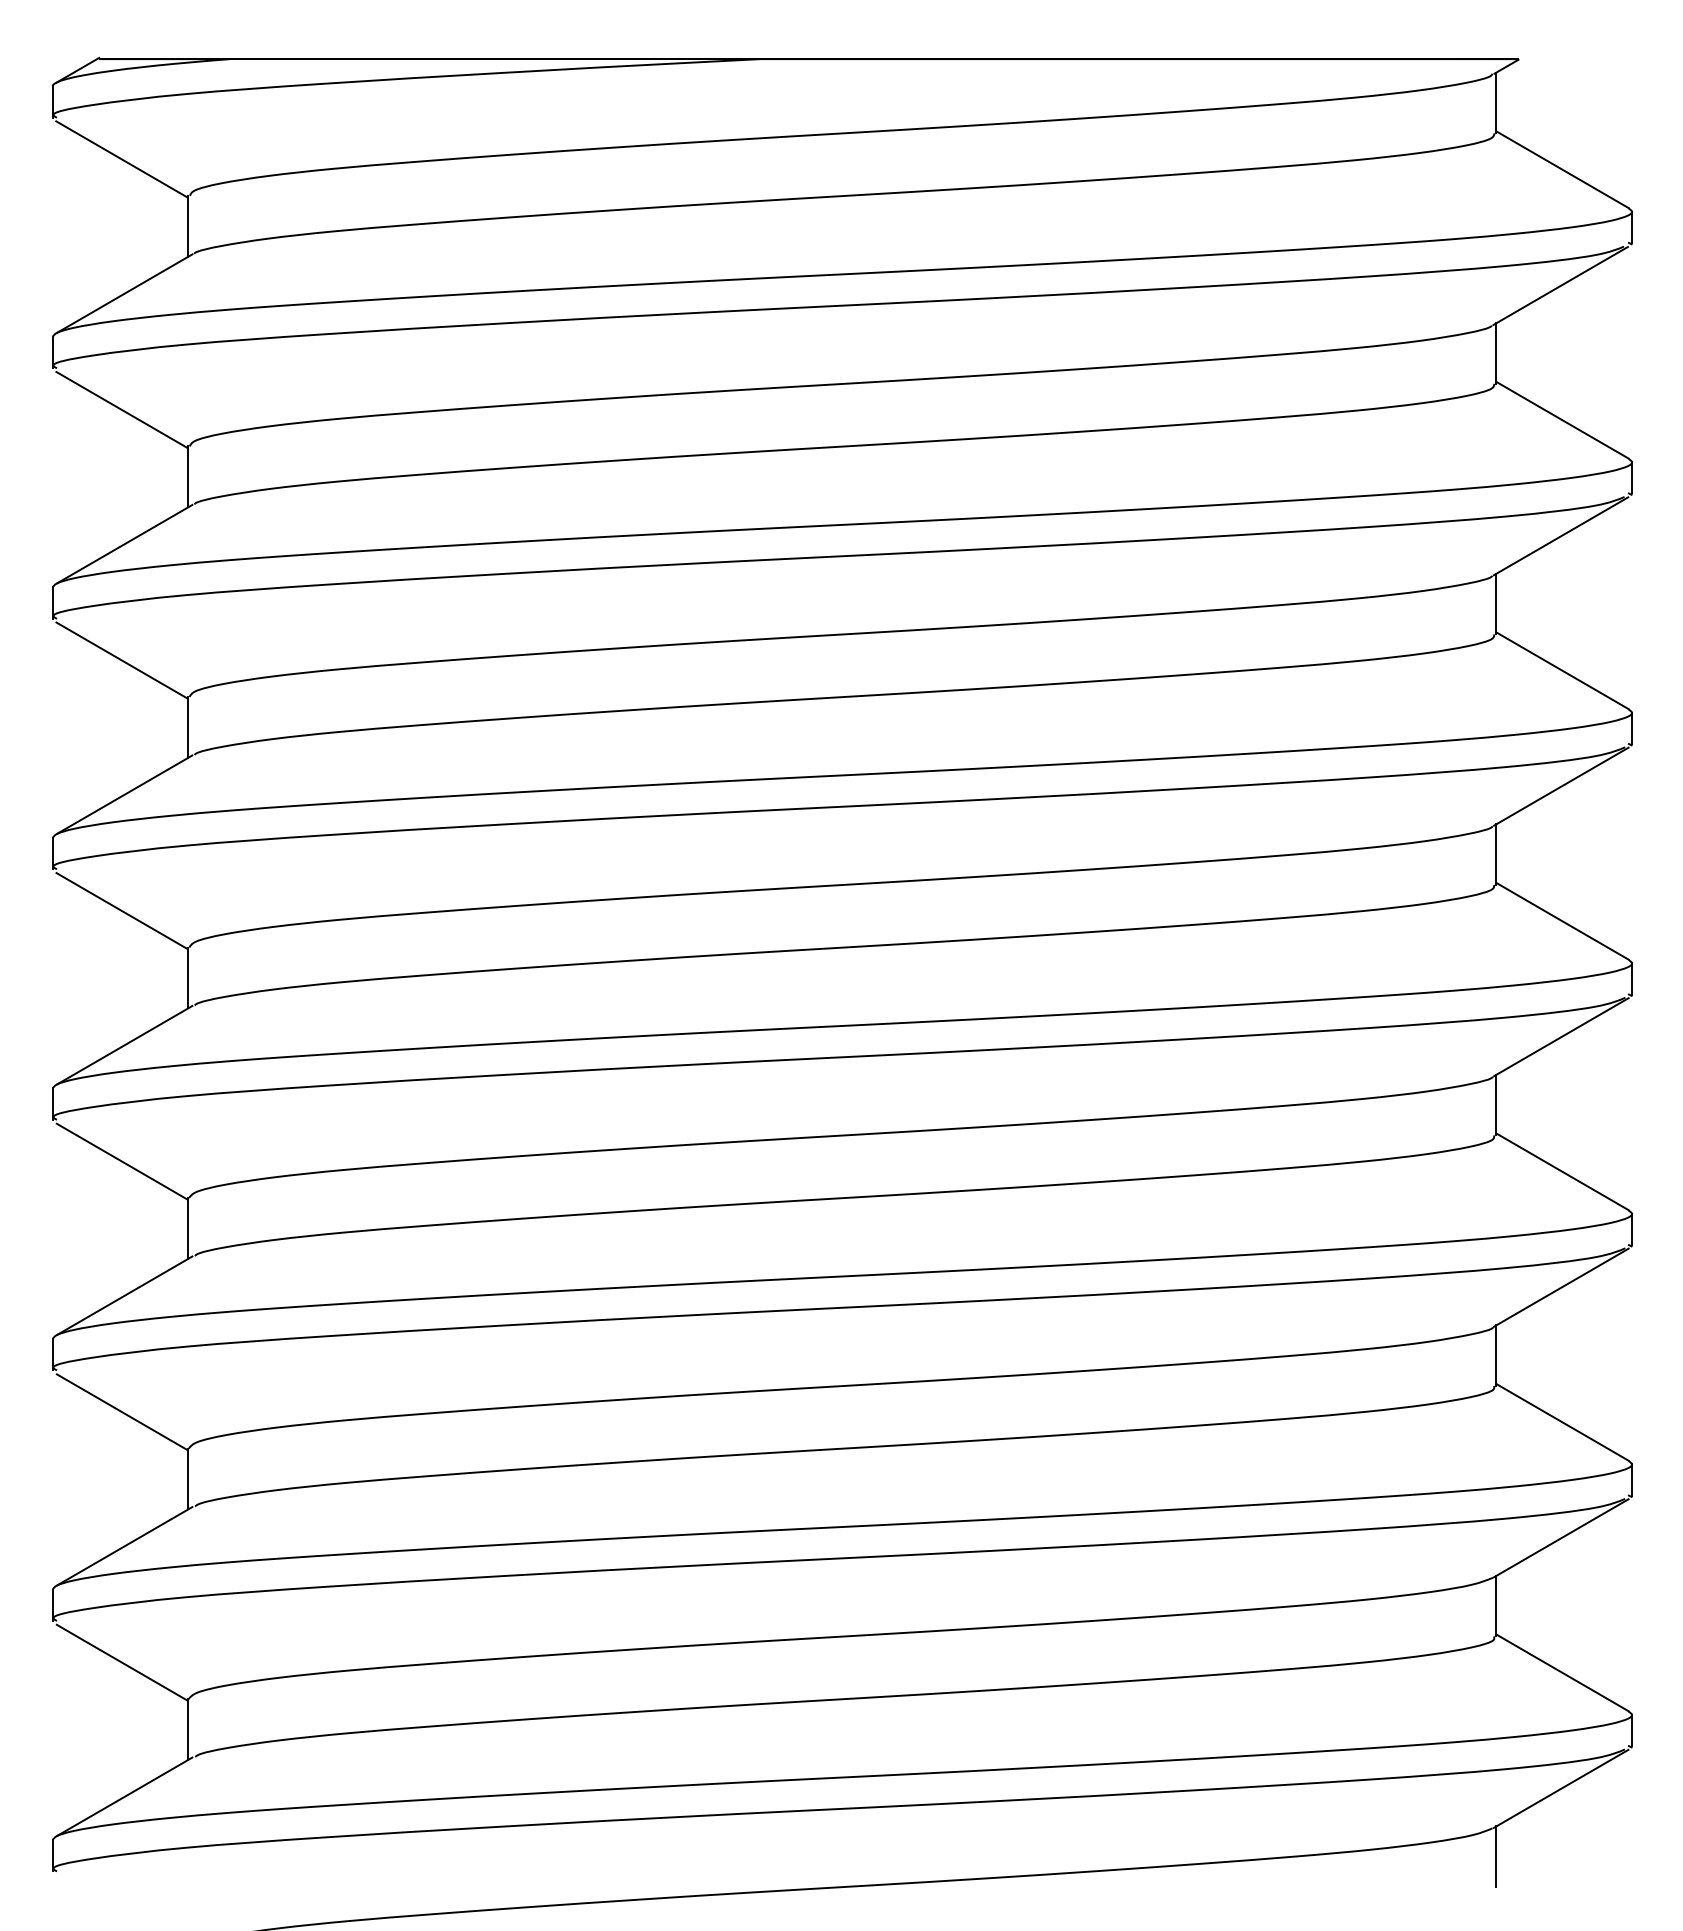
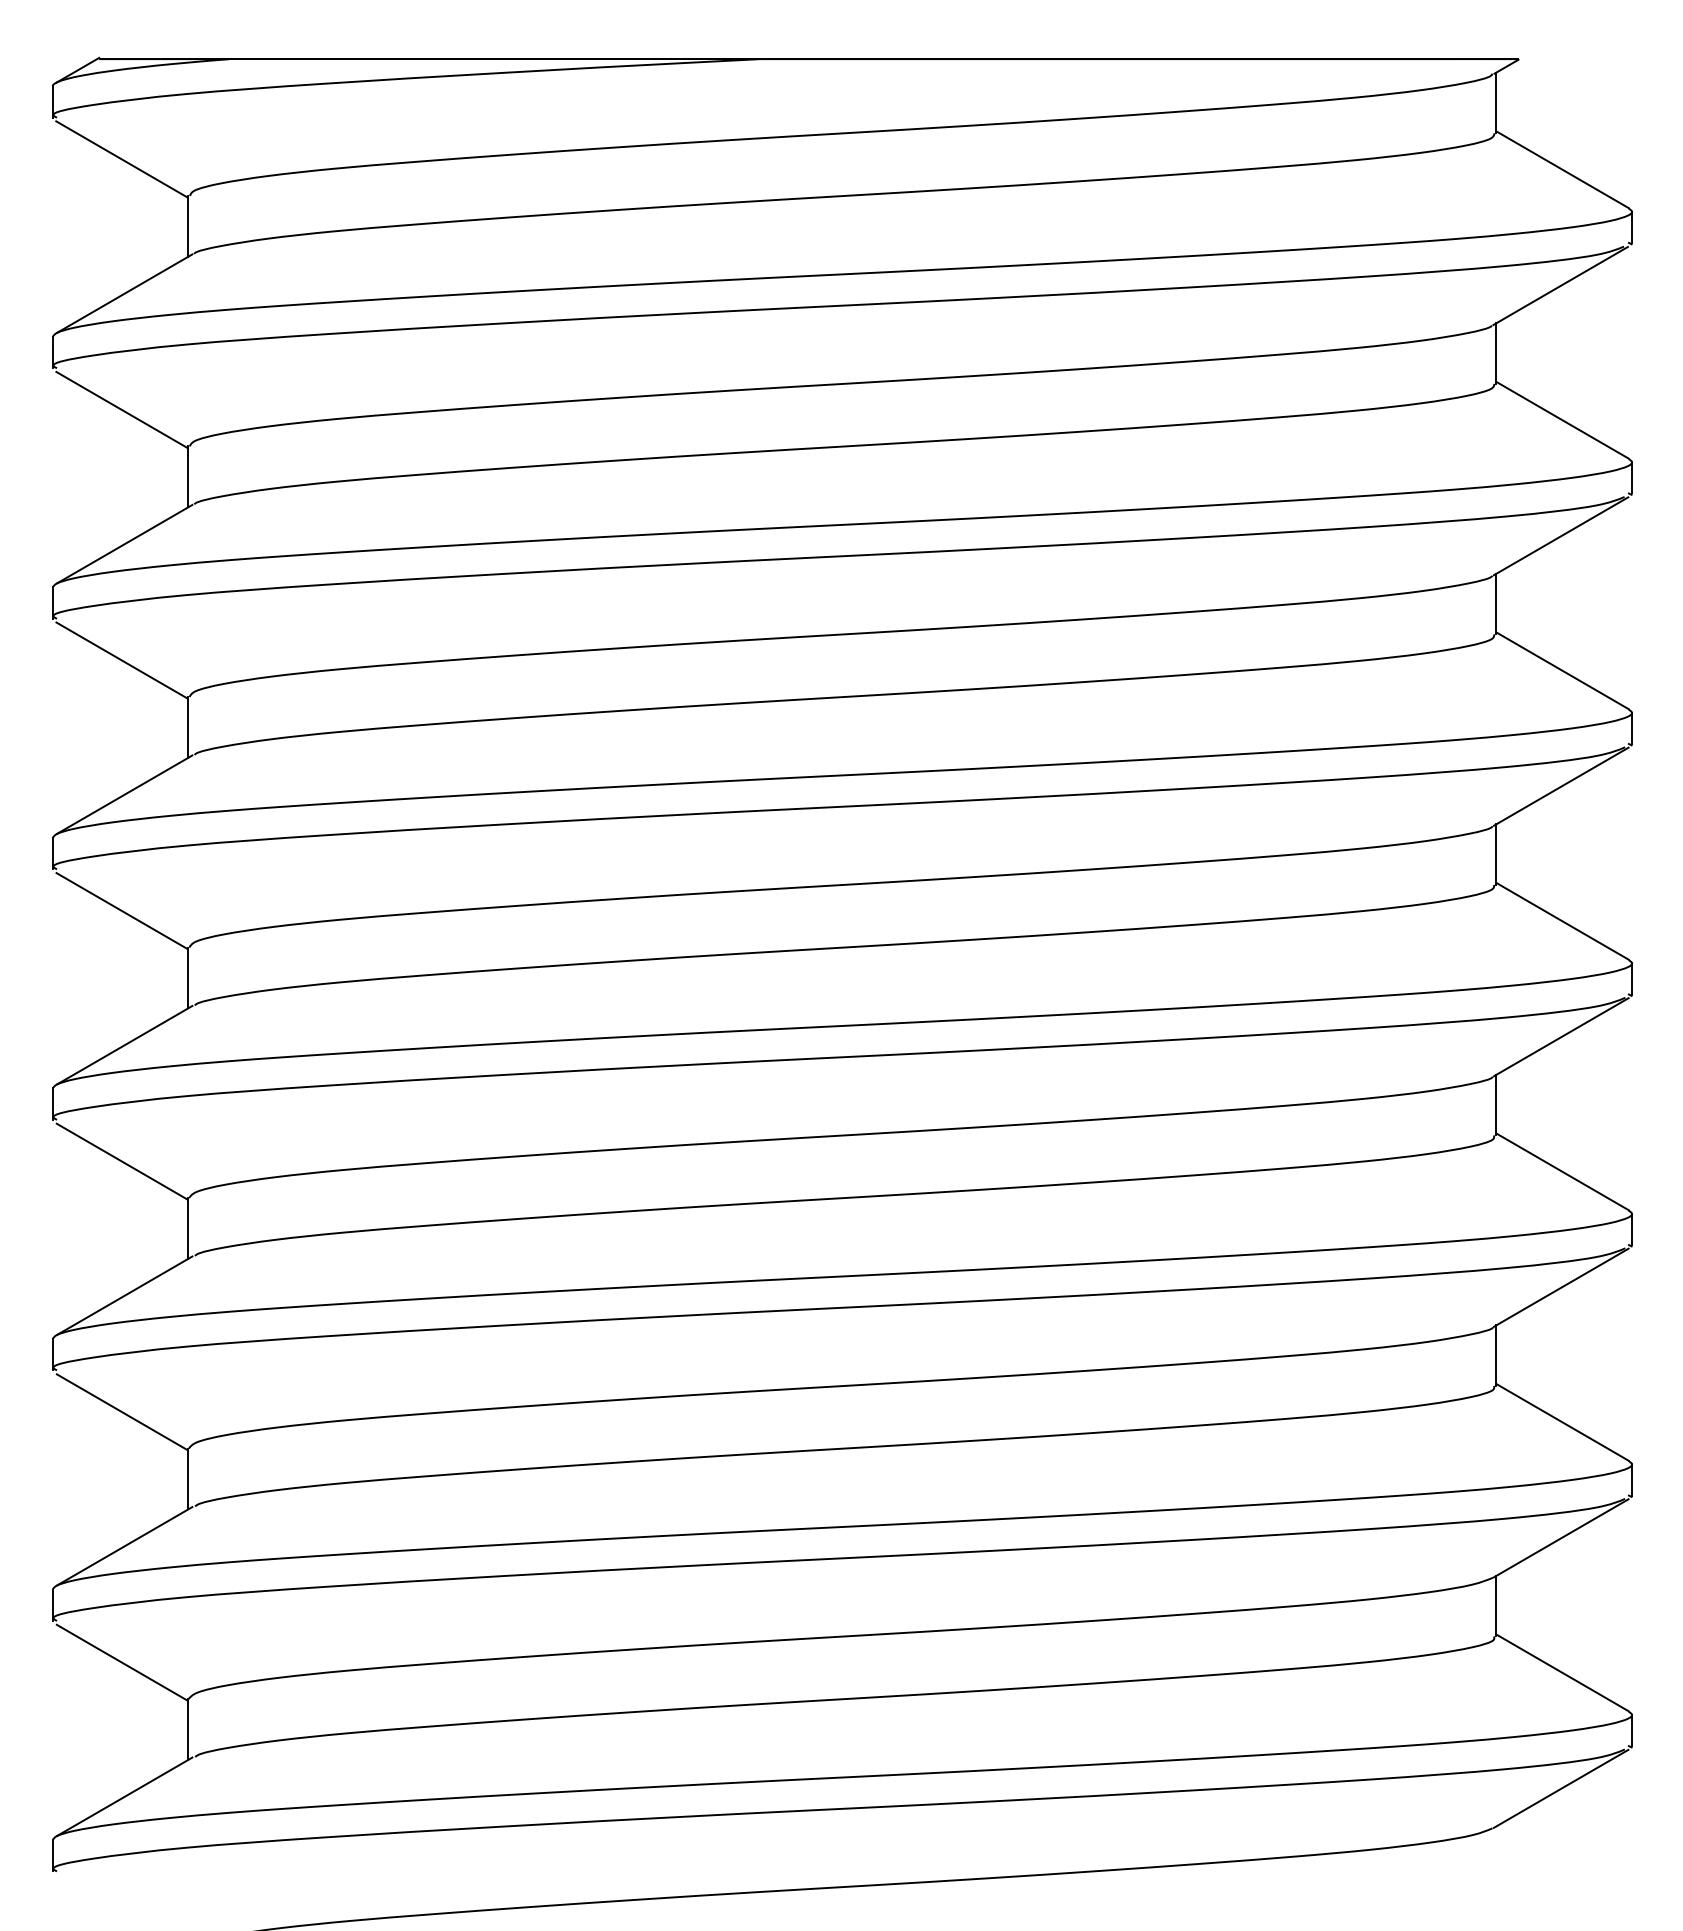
line: present -> none (1496, 1856)
